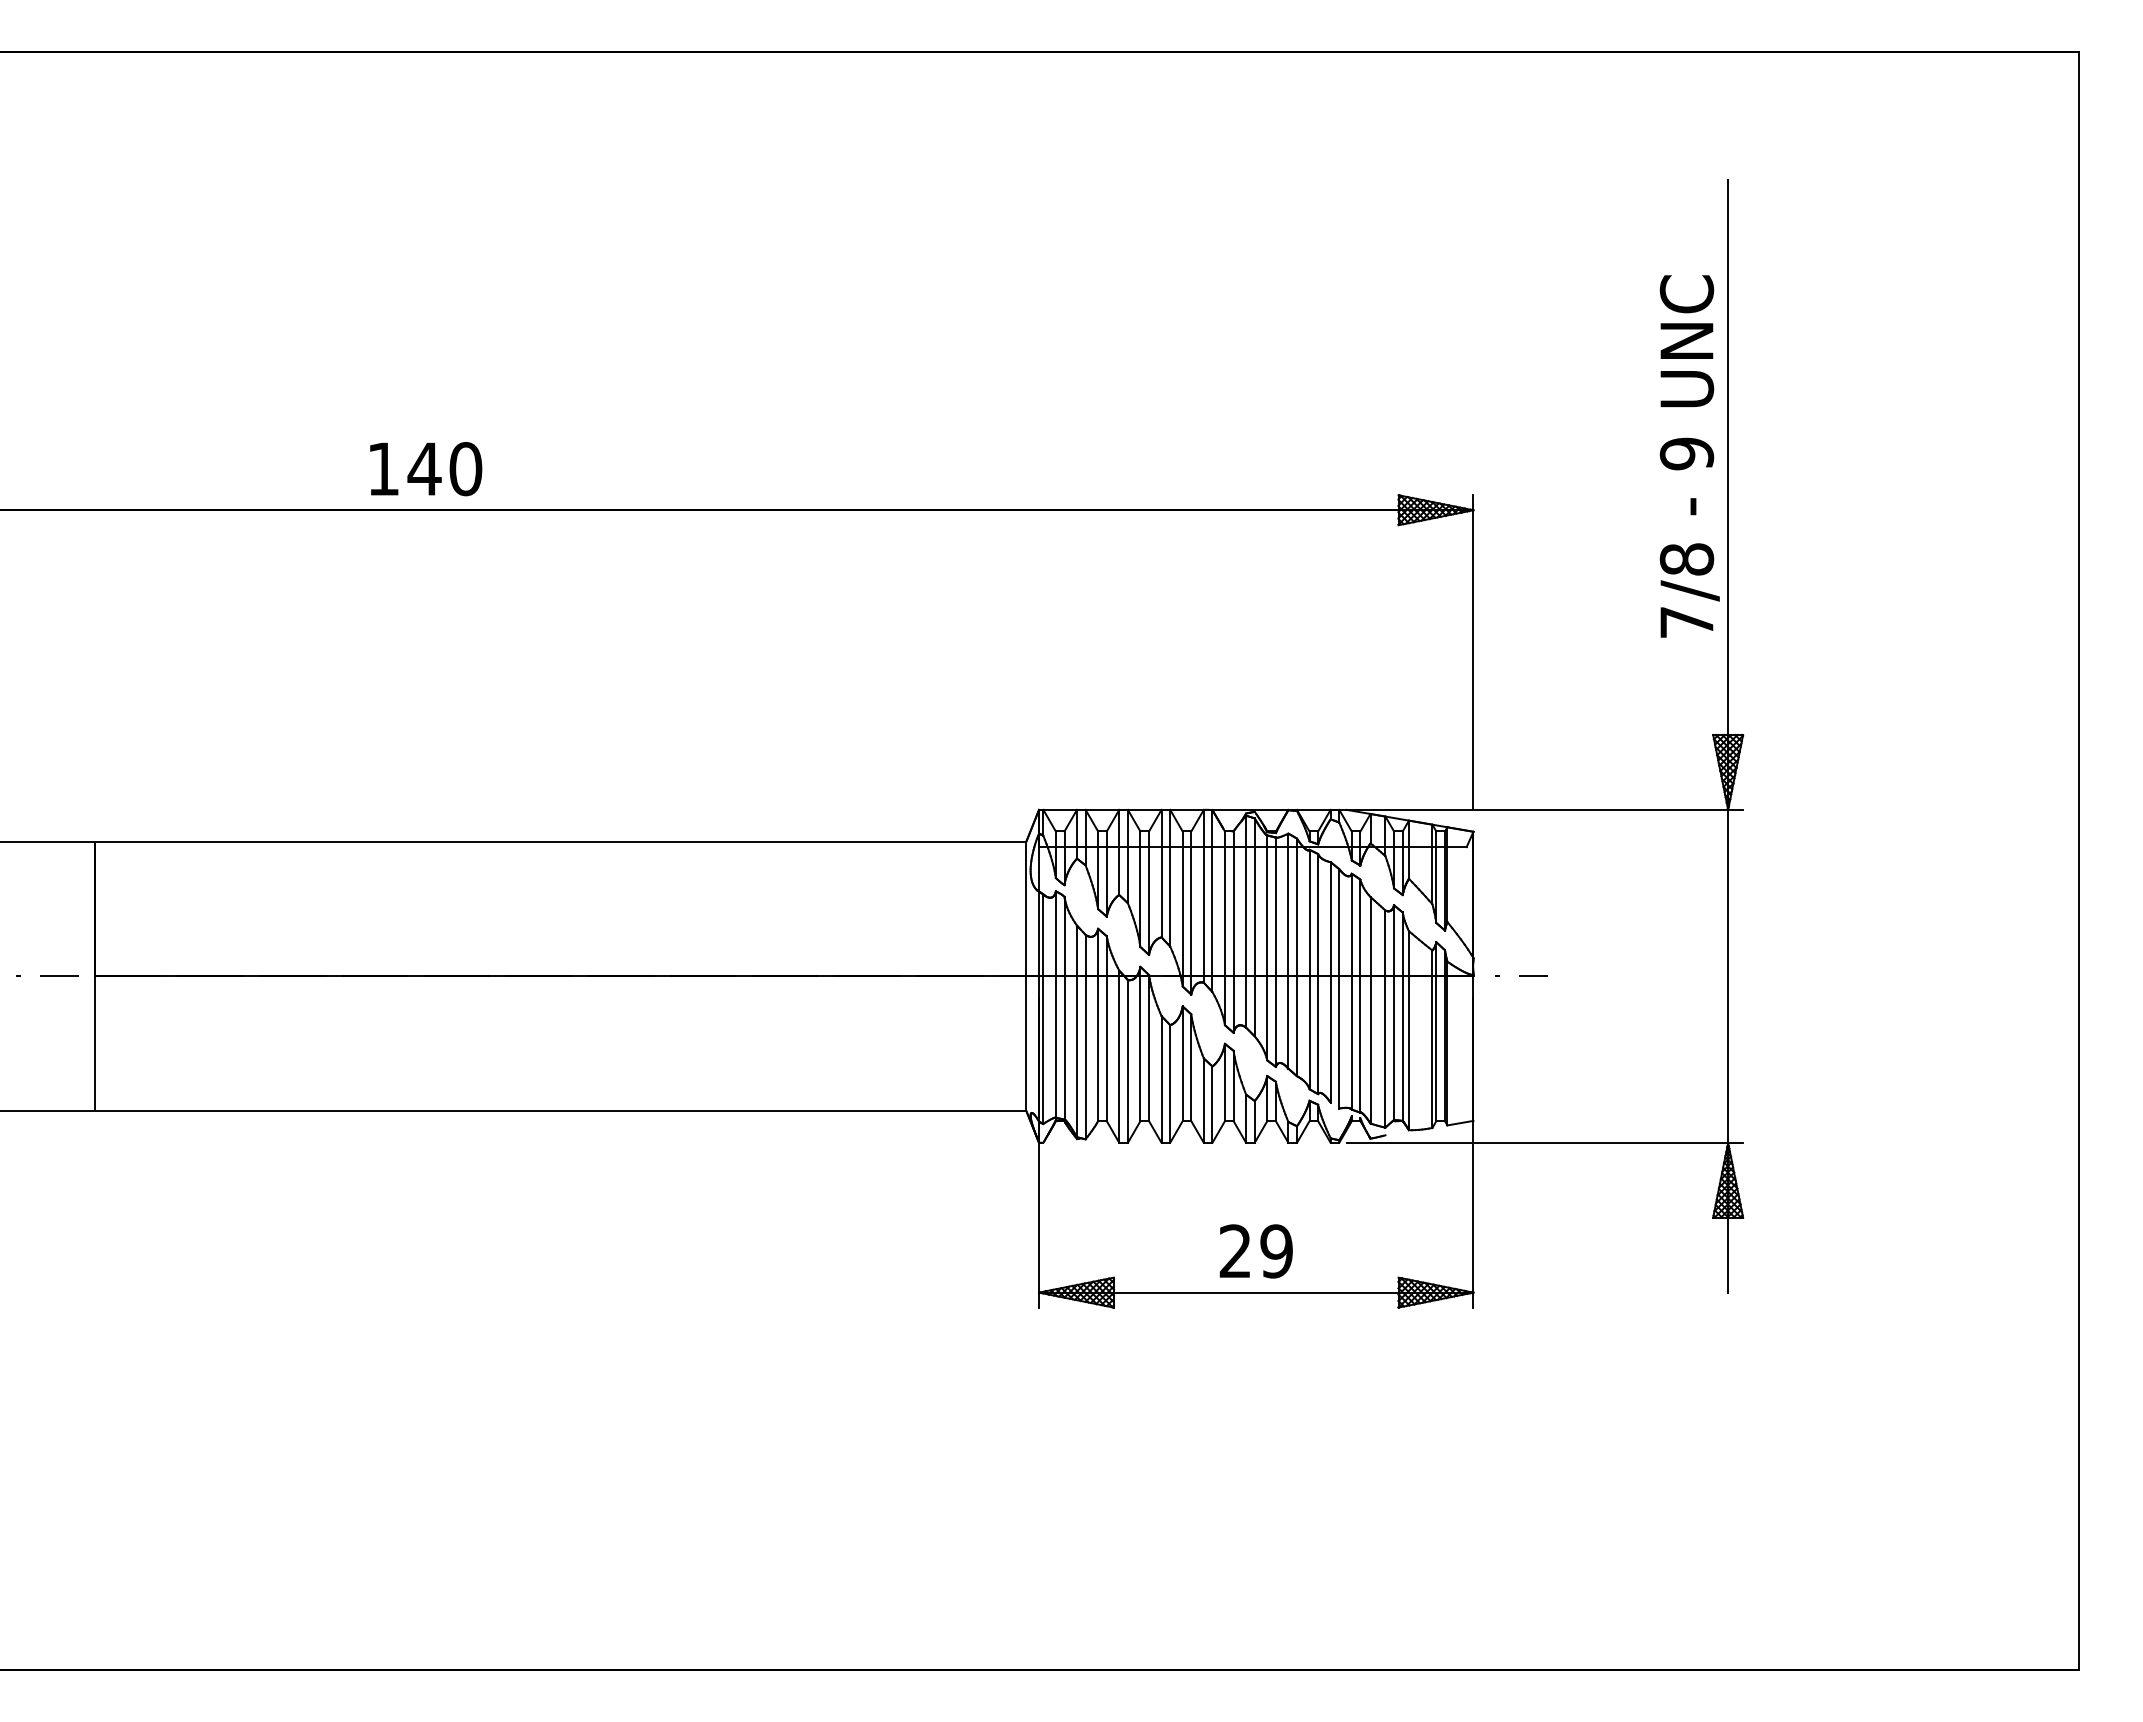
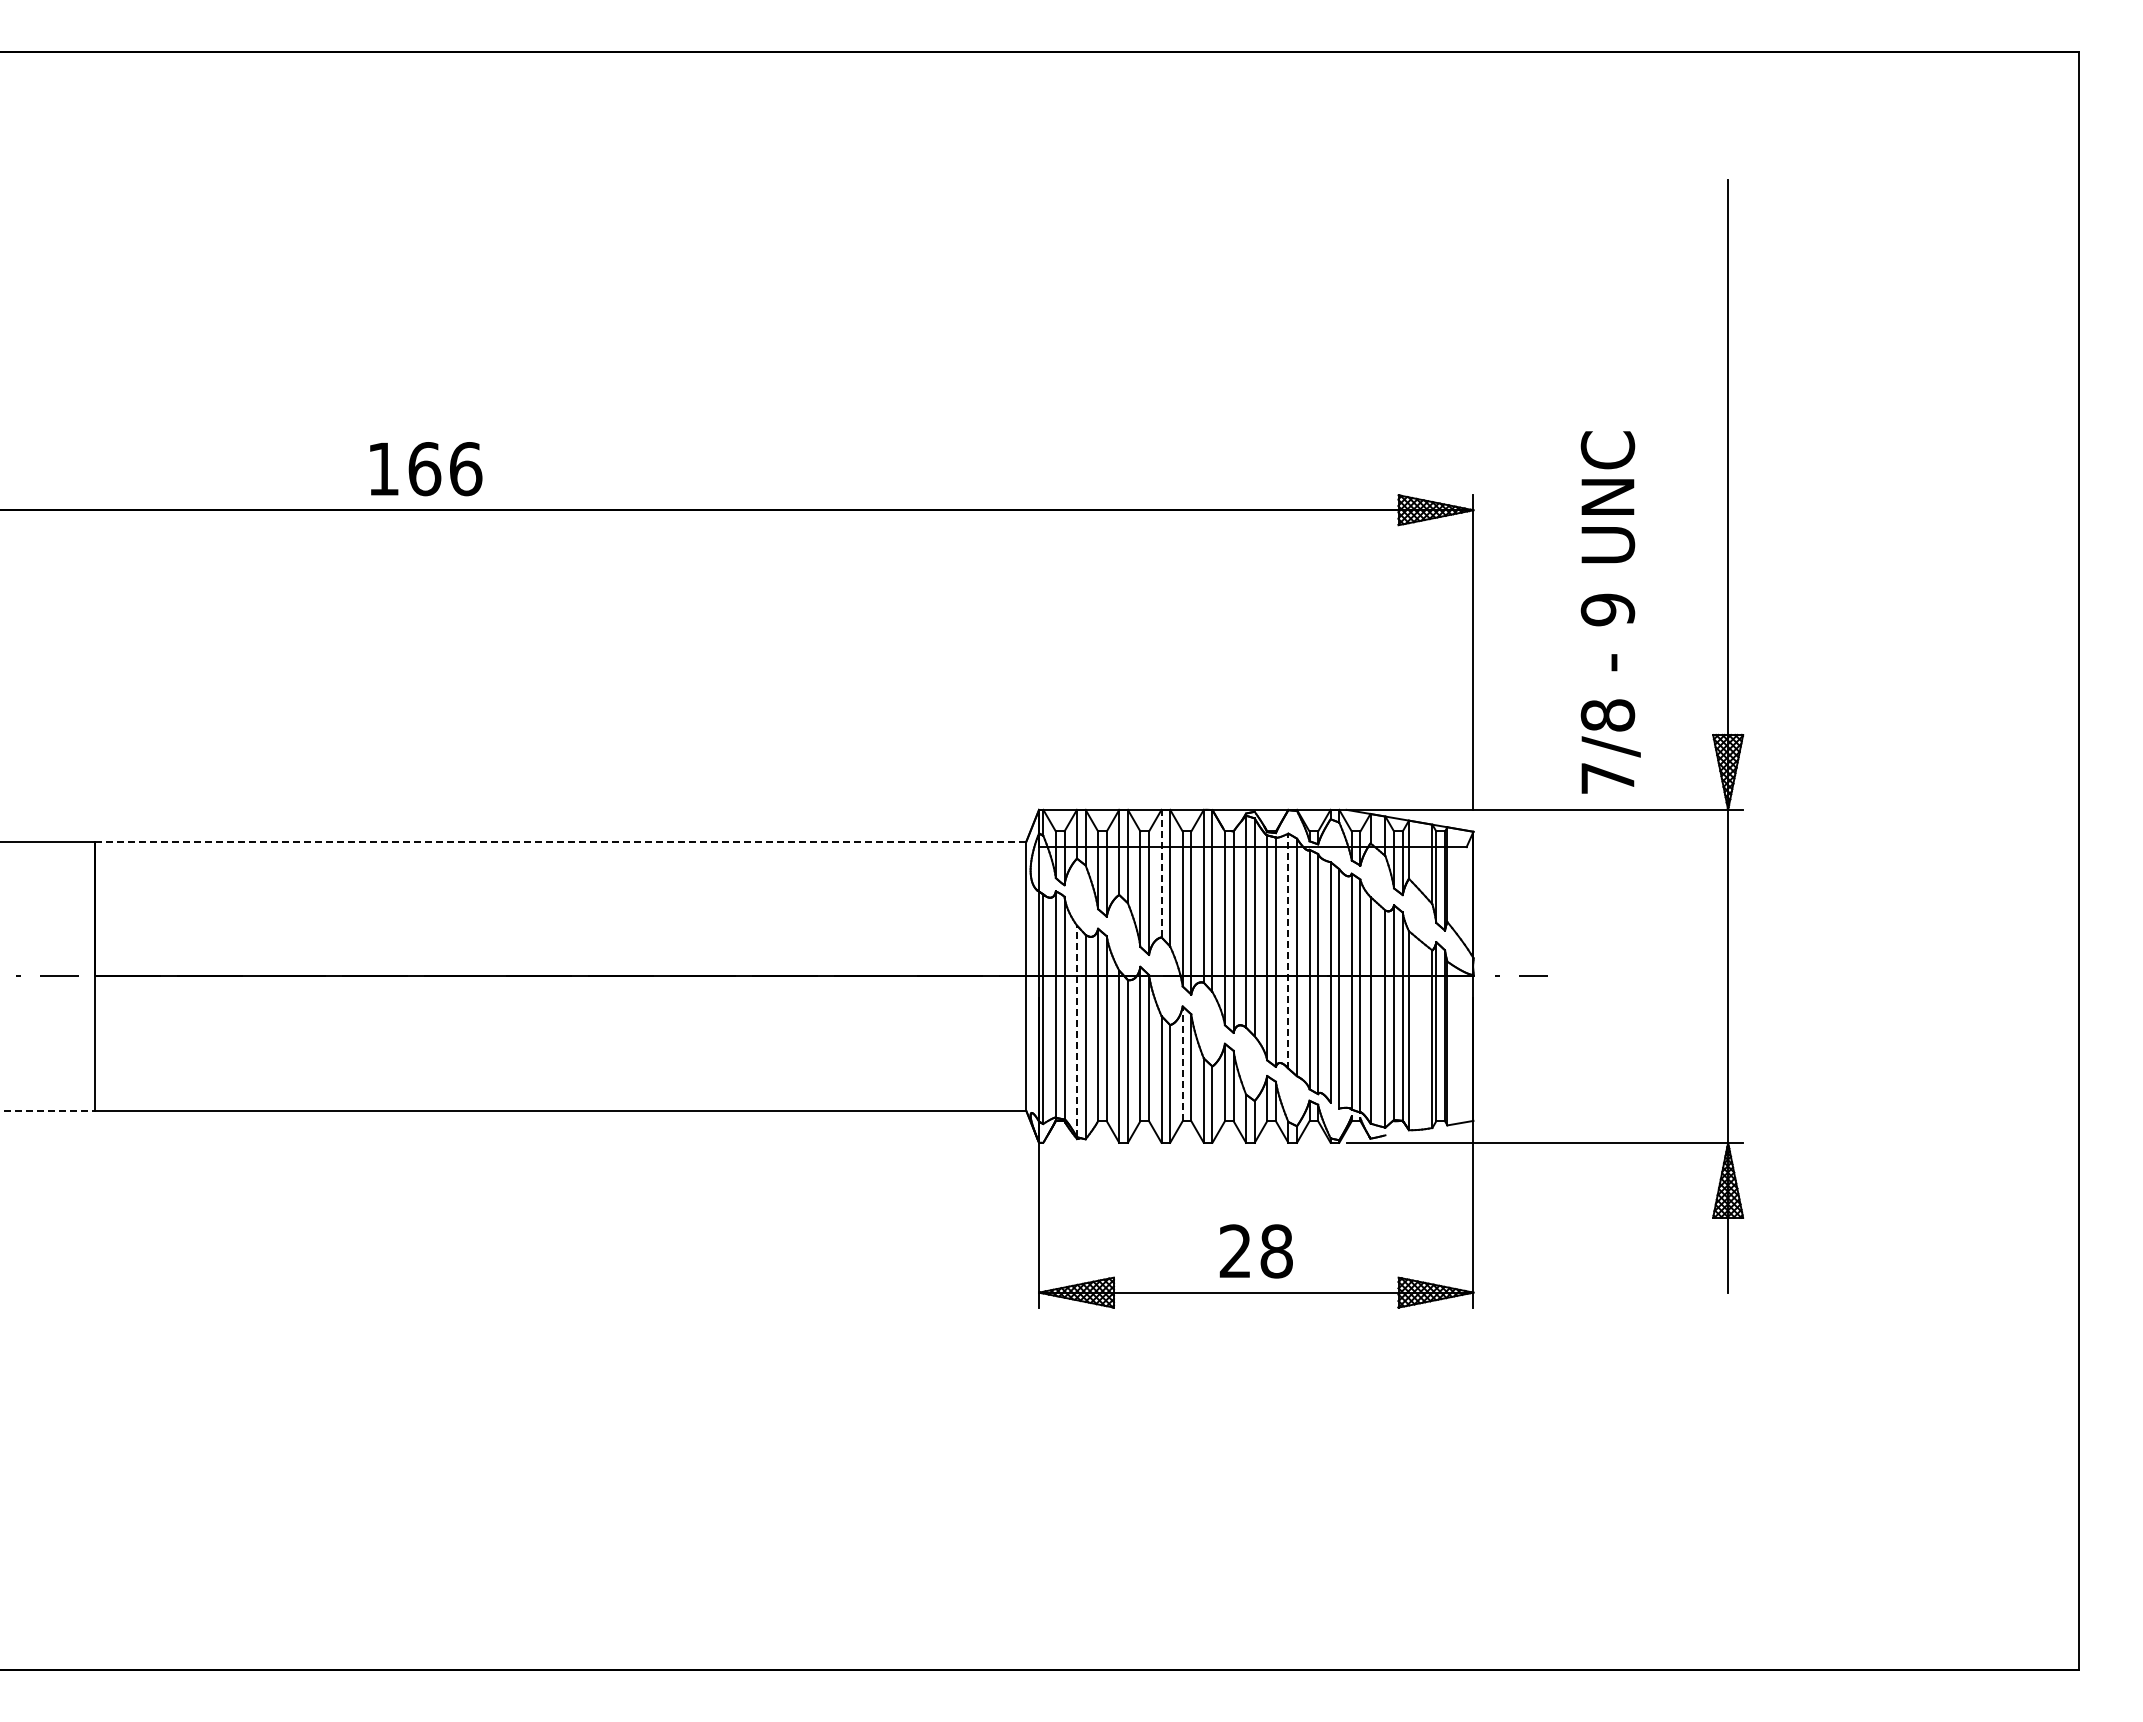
text position: (1689, 456) -> (1610, 612) (1610, 612)
text: 140 -> 166 (444, 469)
line: solid -> dashed (560, 841)
line: solid -> dashed (1161, 873)
line: solid -> dashed (1288, 950)
line: solid -> dashed (1076, 1031)
line: solid -> dashed (1182, 1063)
line: solid -> dashed (48, 1111)
text: 29 -> 28 (1276, 1251)
